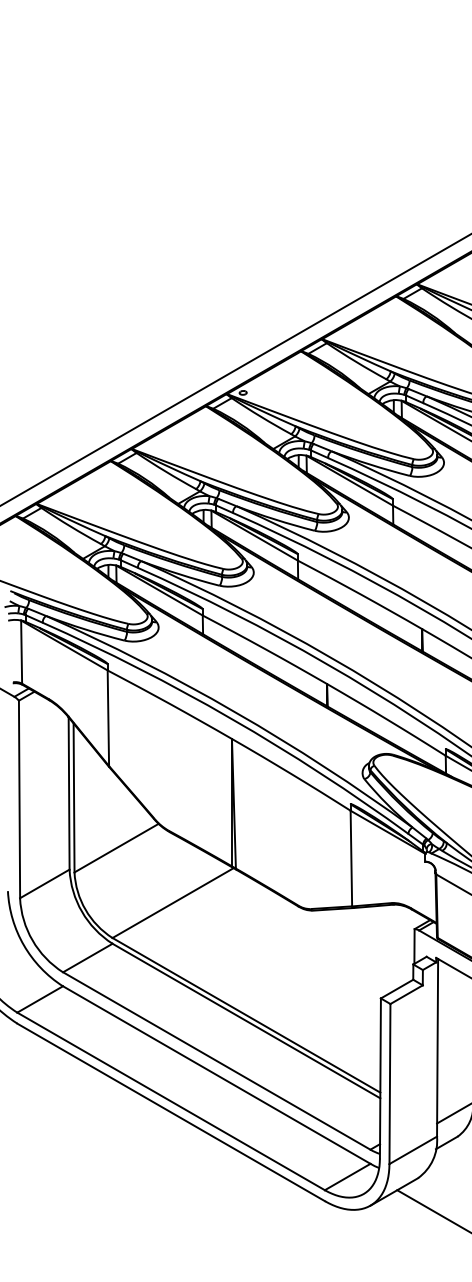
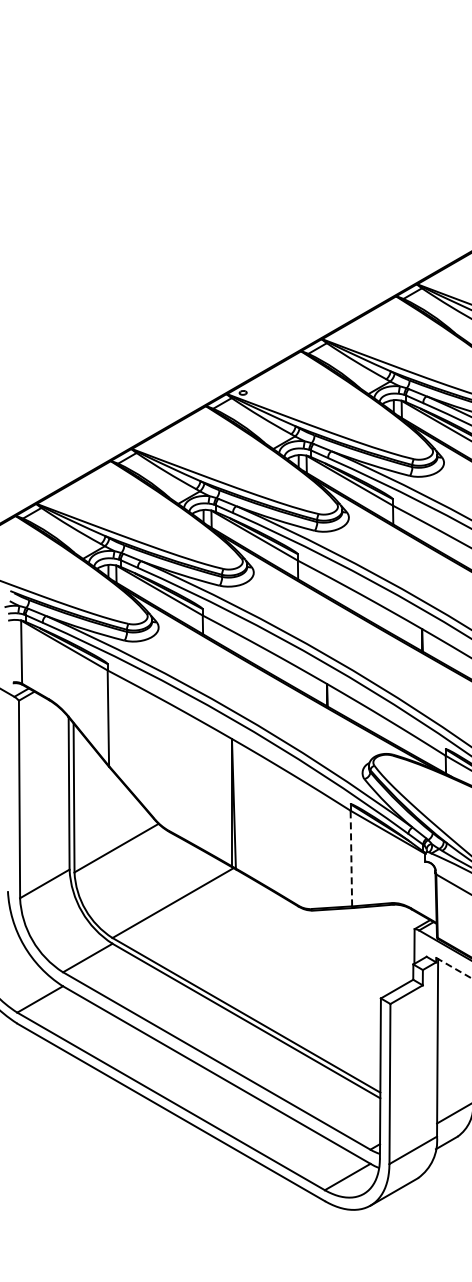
line: present -> none (235, 369)
line: solid -> dashed (351, 858)
line: solid -> dashed (454, 968)
line: present -> none (432, 1210)
